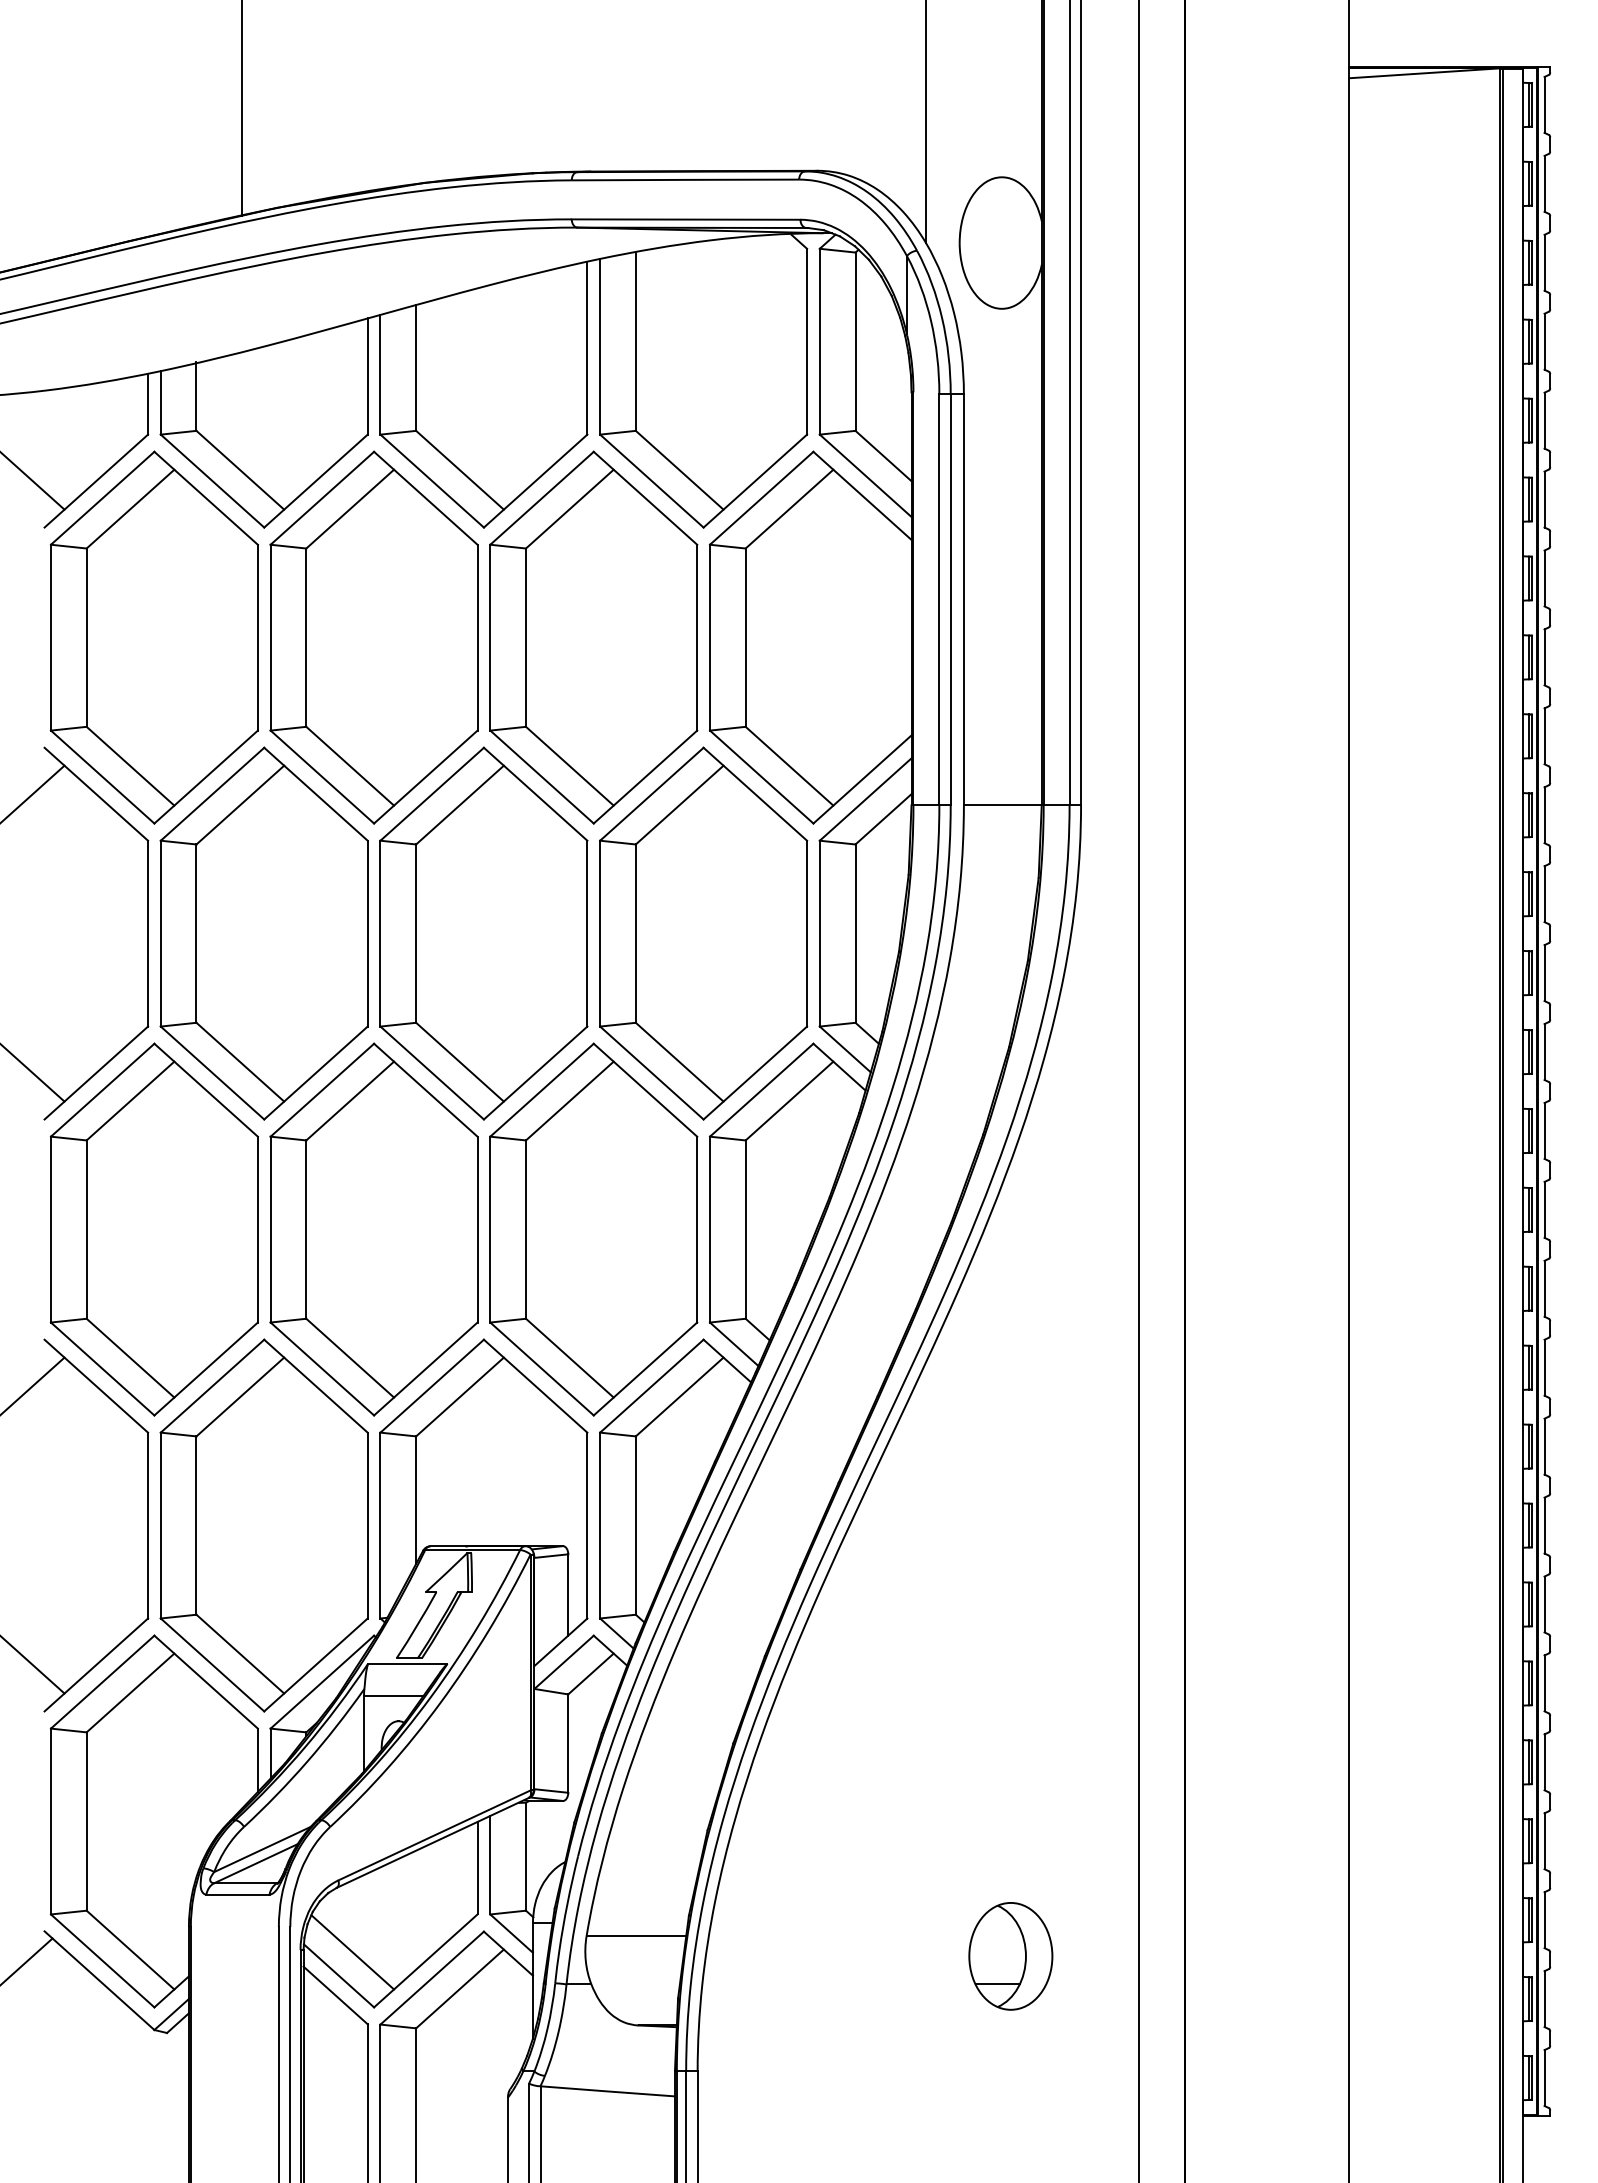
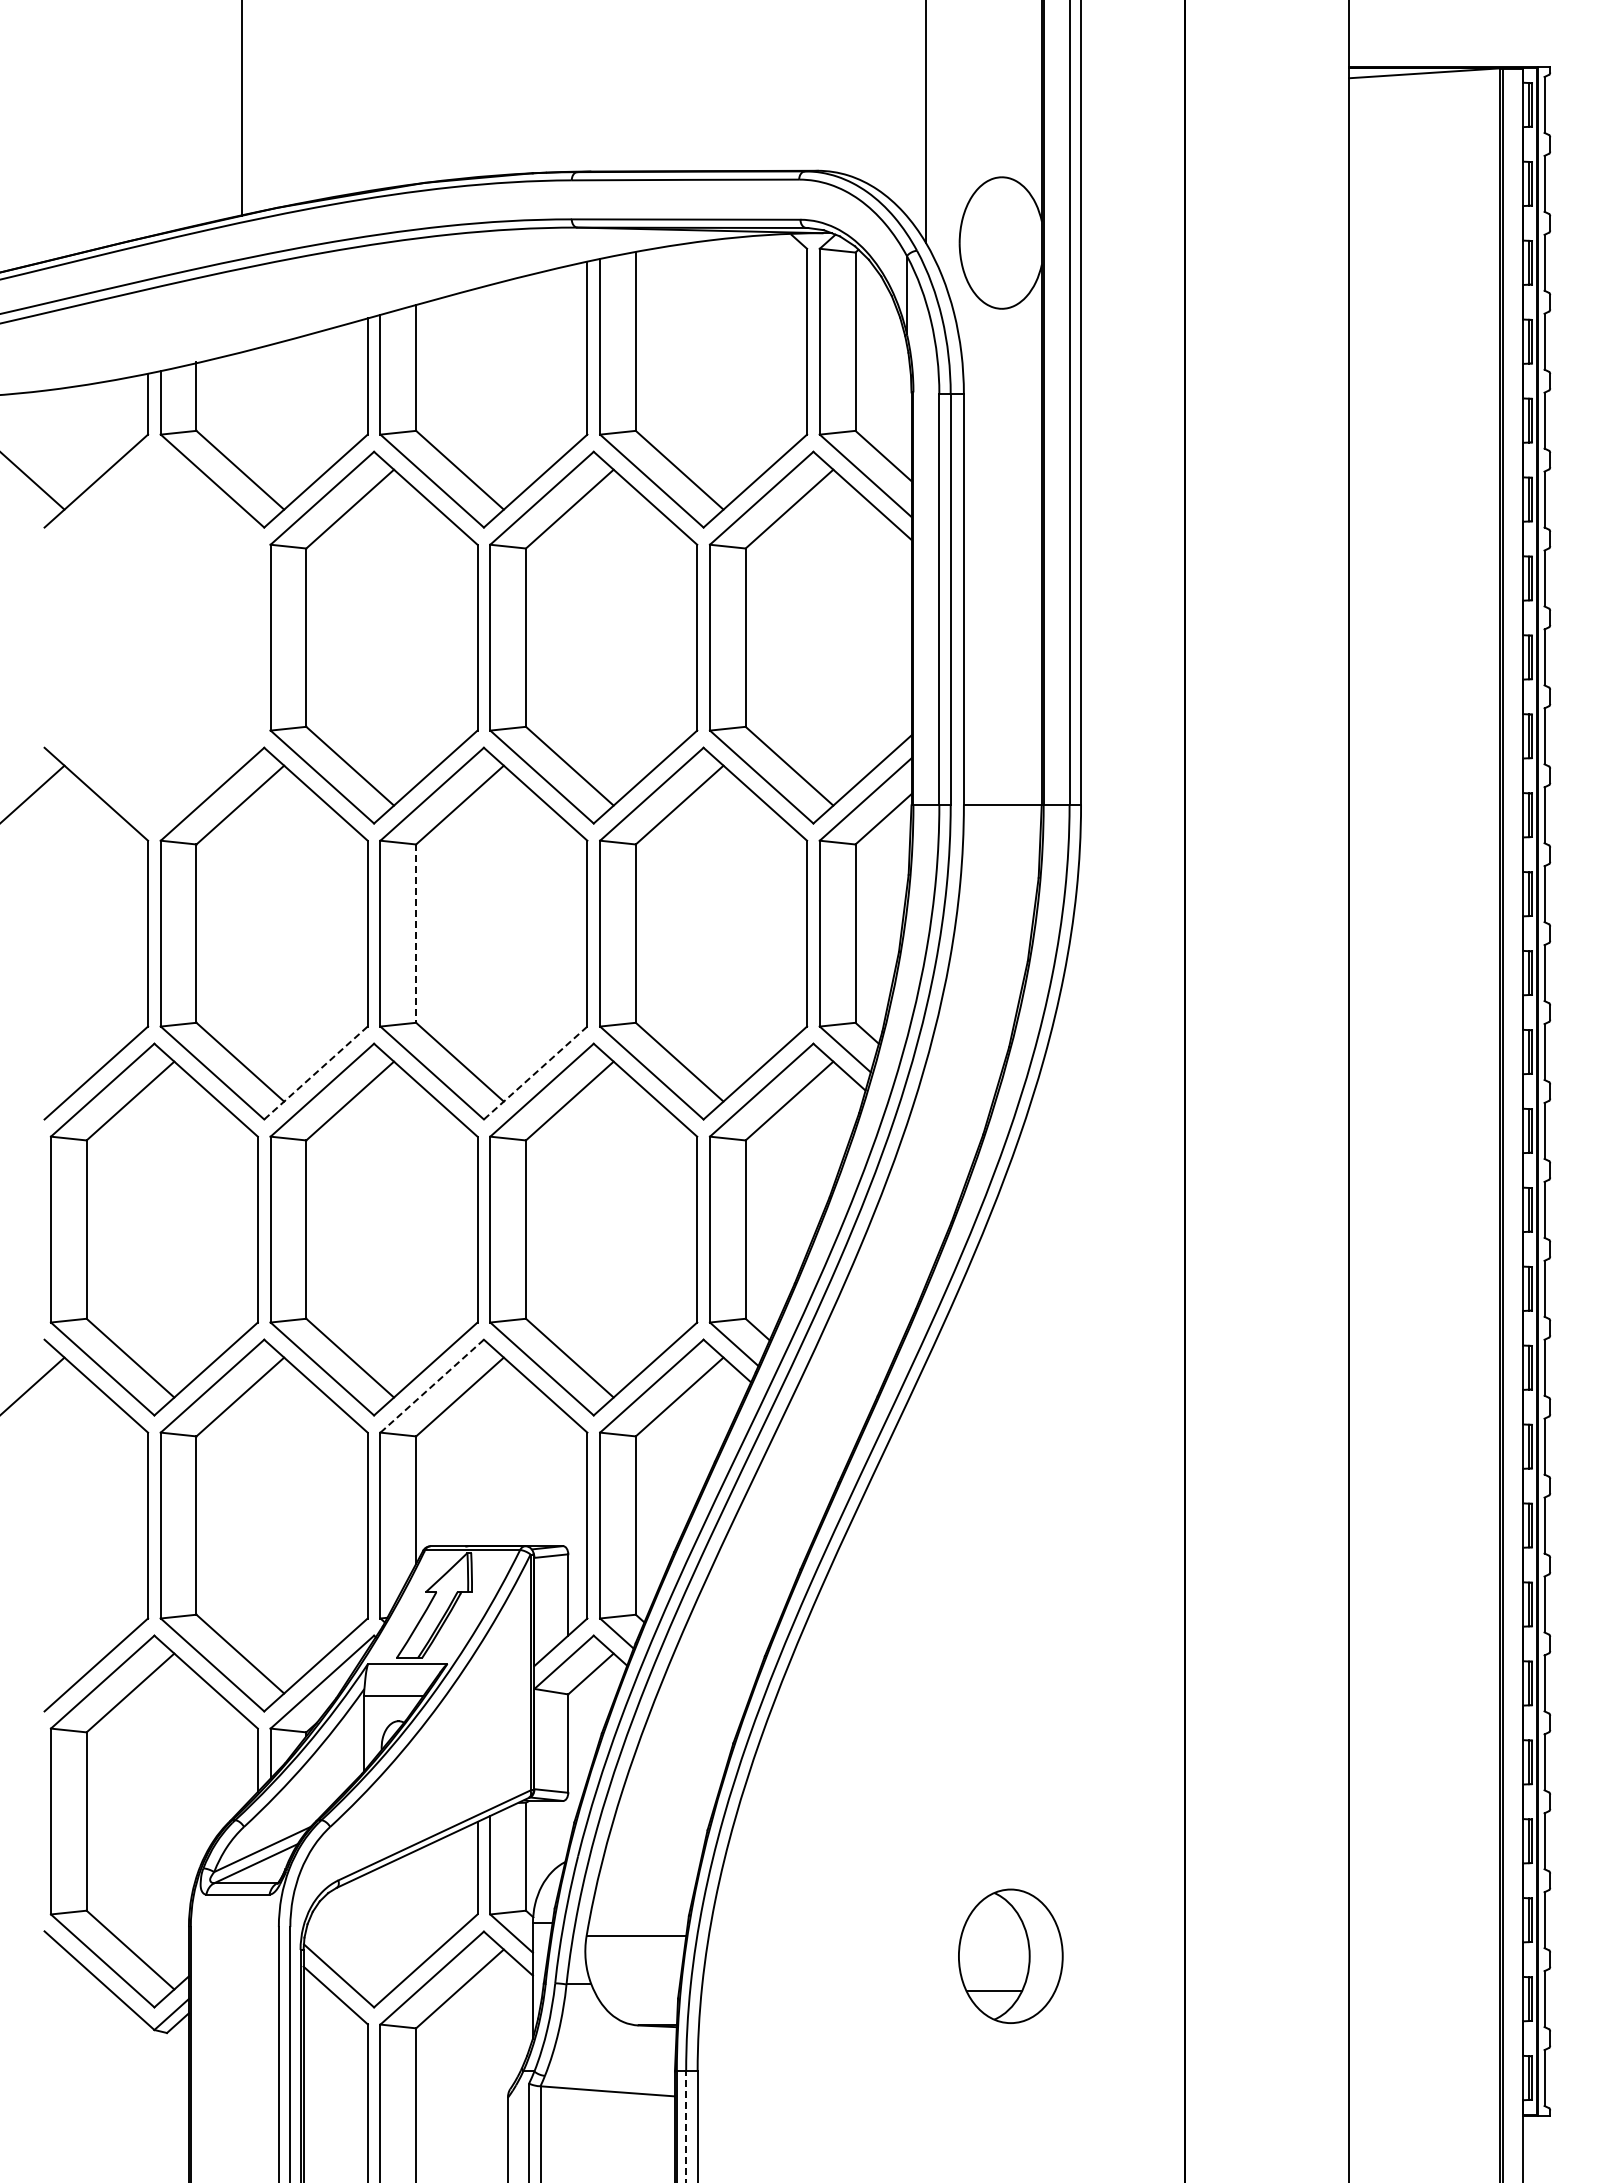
part: present -> none (153, 637)
line: solid -> dashed (416, 934)
line: present -> none (33, 1073)
line: solid -> dashed (315, 1073)
line: solid -> dashed (535, 1073)
line: present -> none (1139, 1090)
line: solid -> dashed (432, 1386)
line: present -> none (33, 1665)
line: present -> none (352, 1952)
part size: 86x109 px -> 106x136 px (1010, 1955)
line: present -> none (27, 1960)
line: solid -> dashed (686, 2126)
